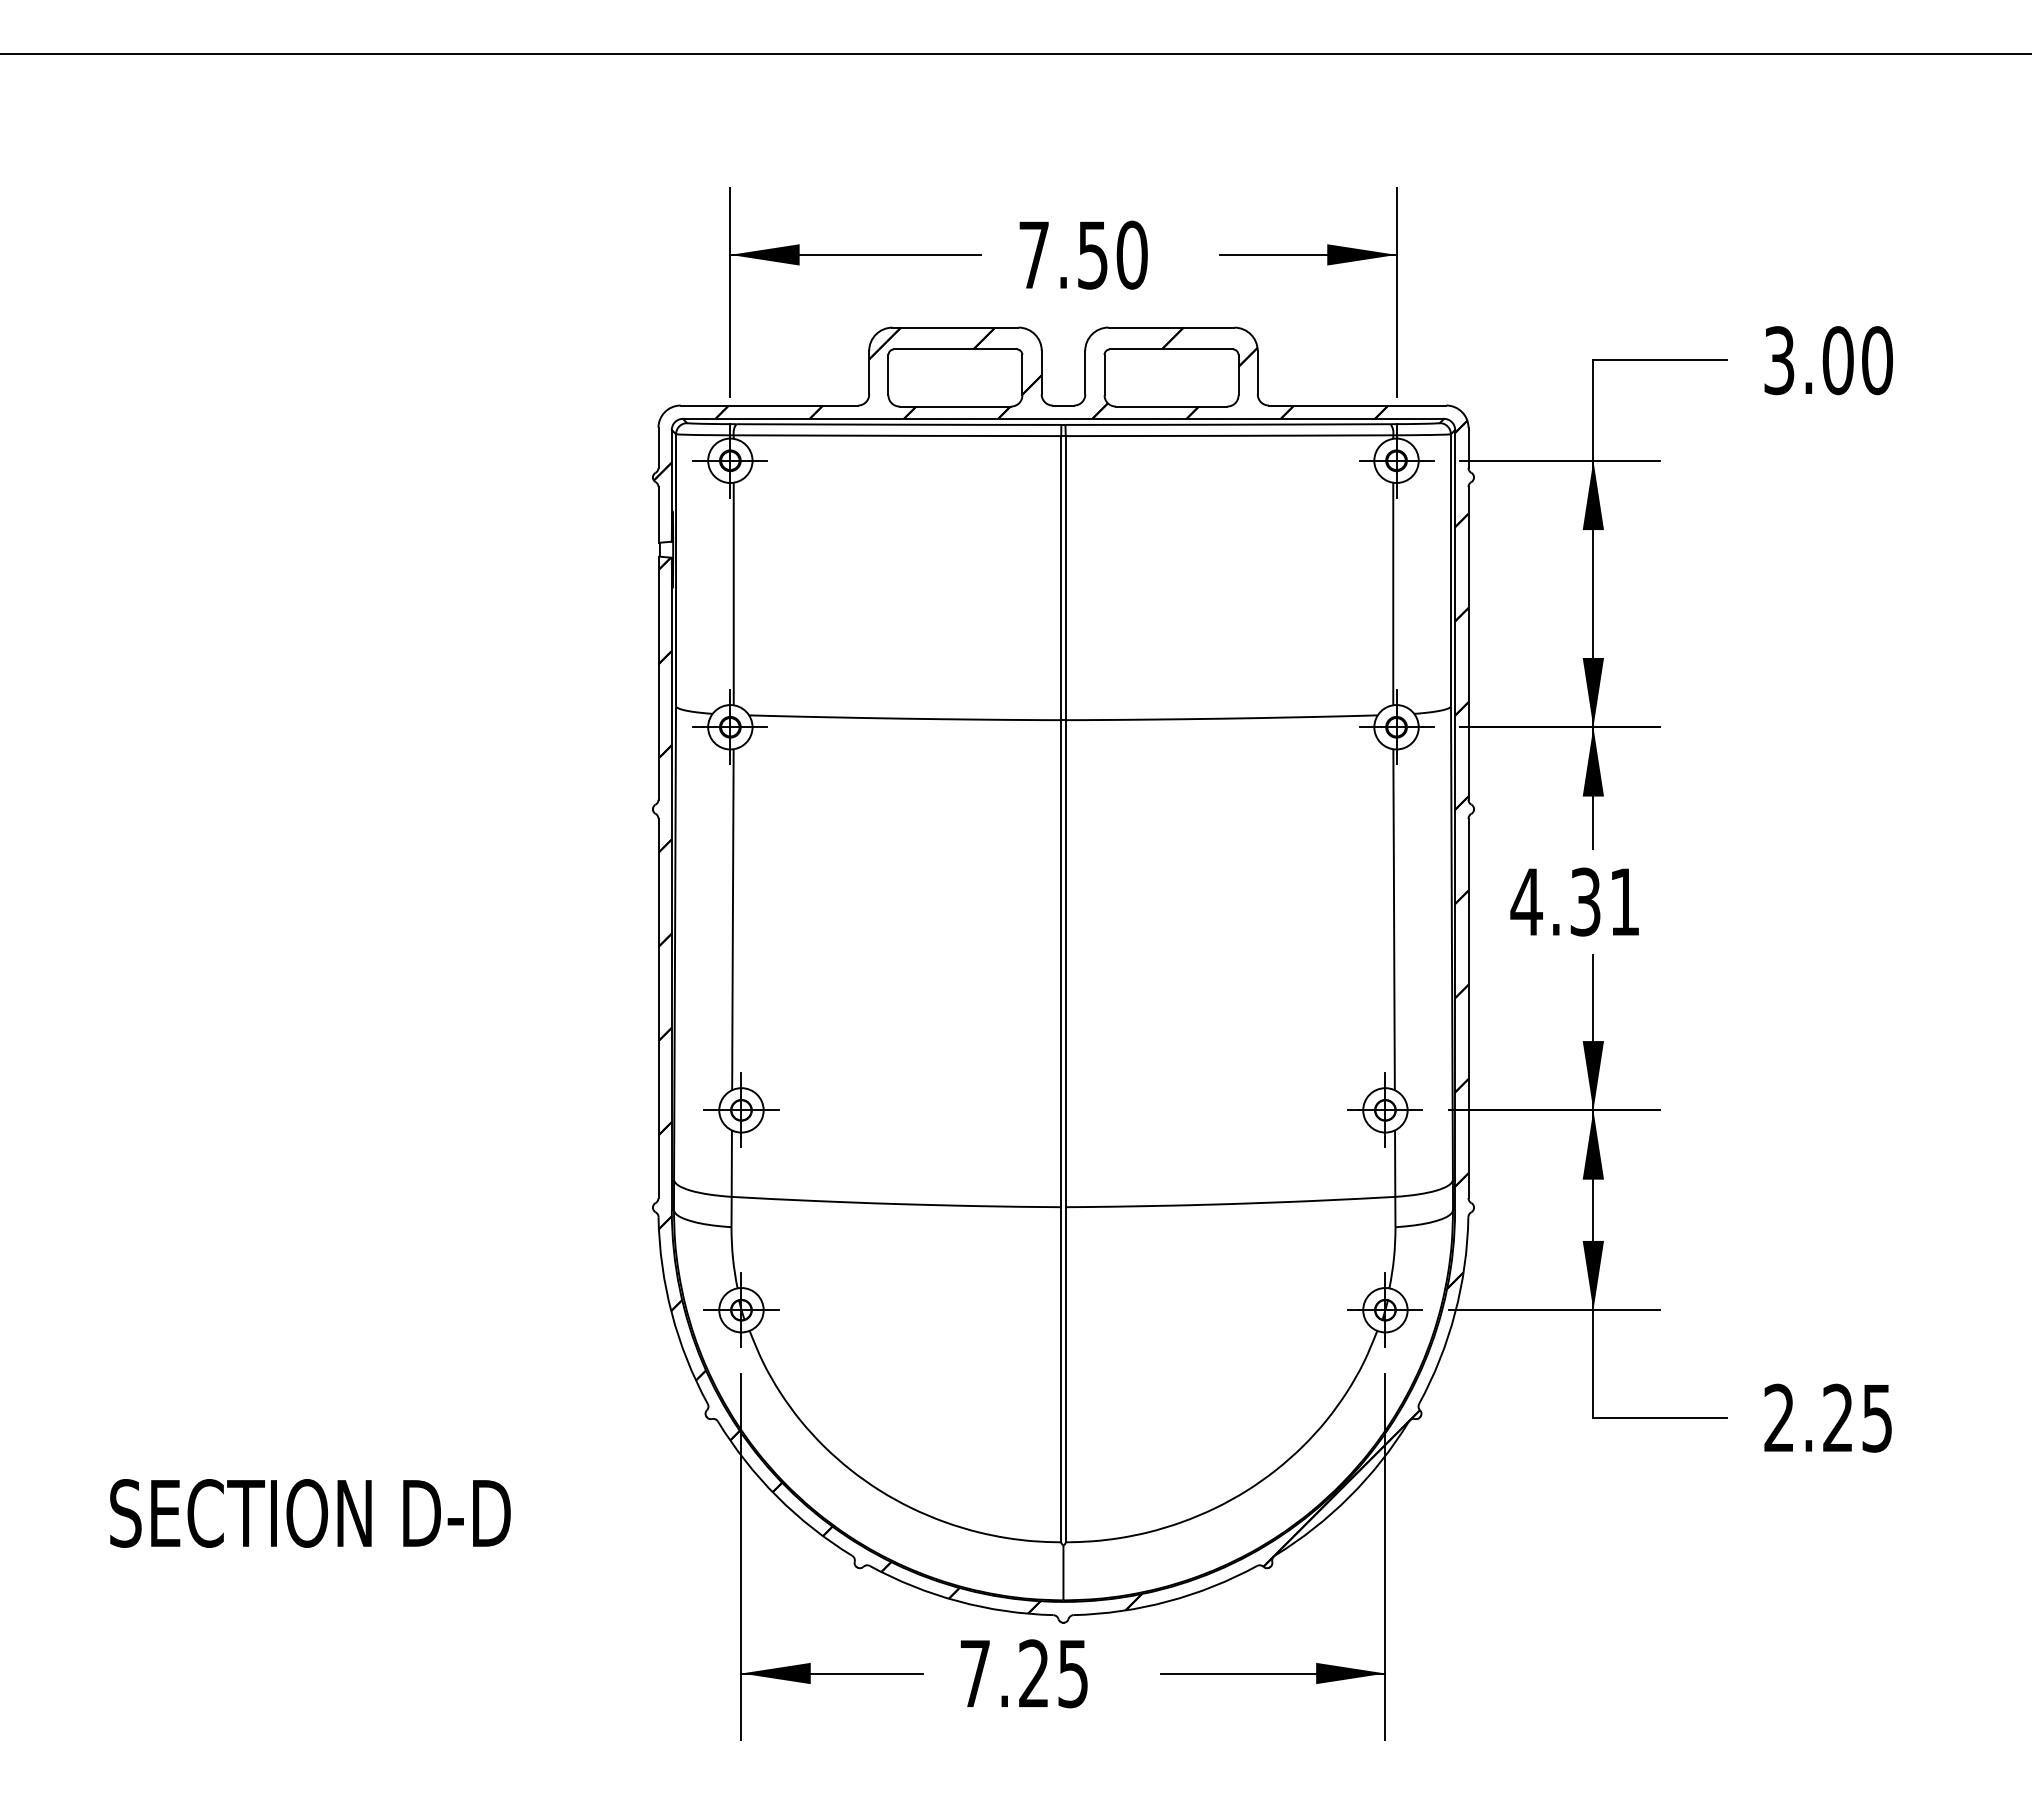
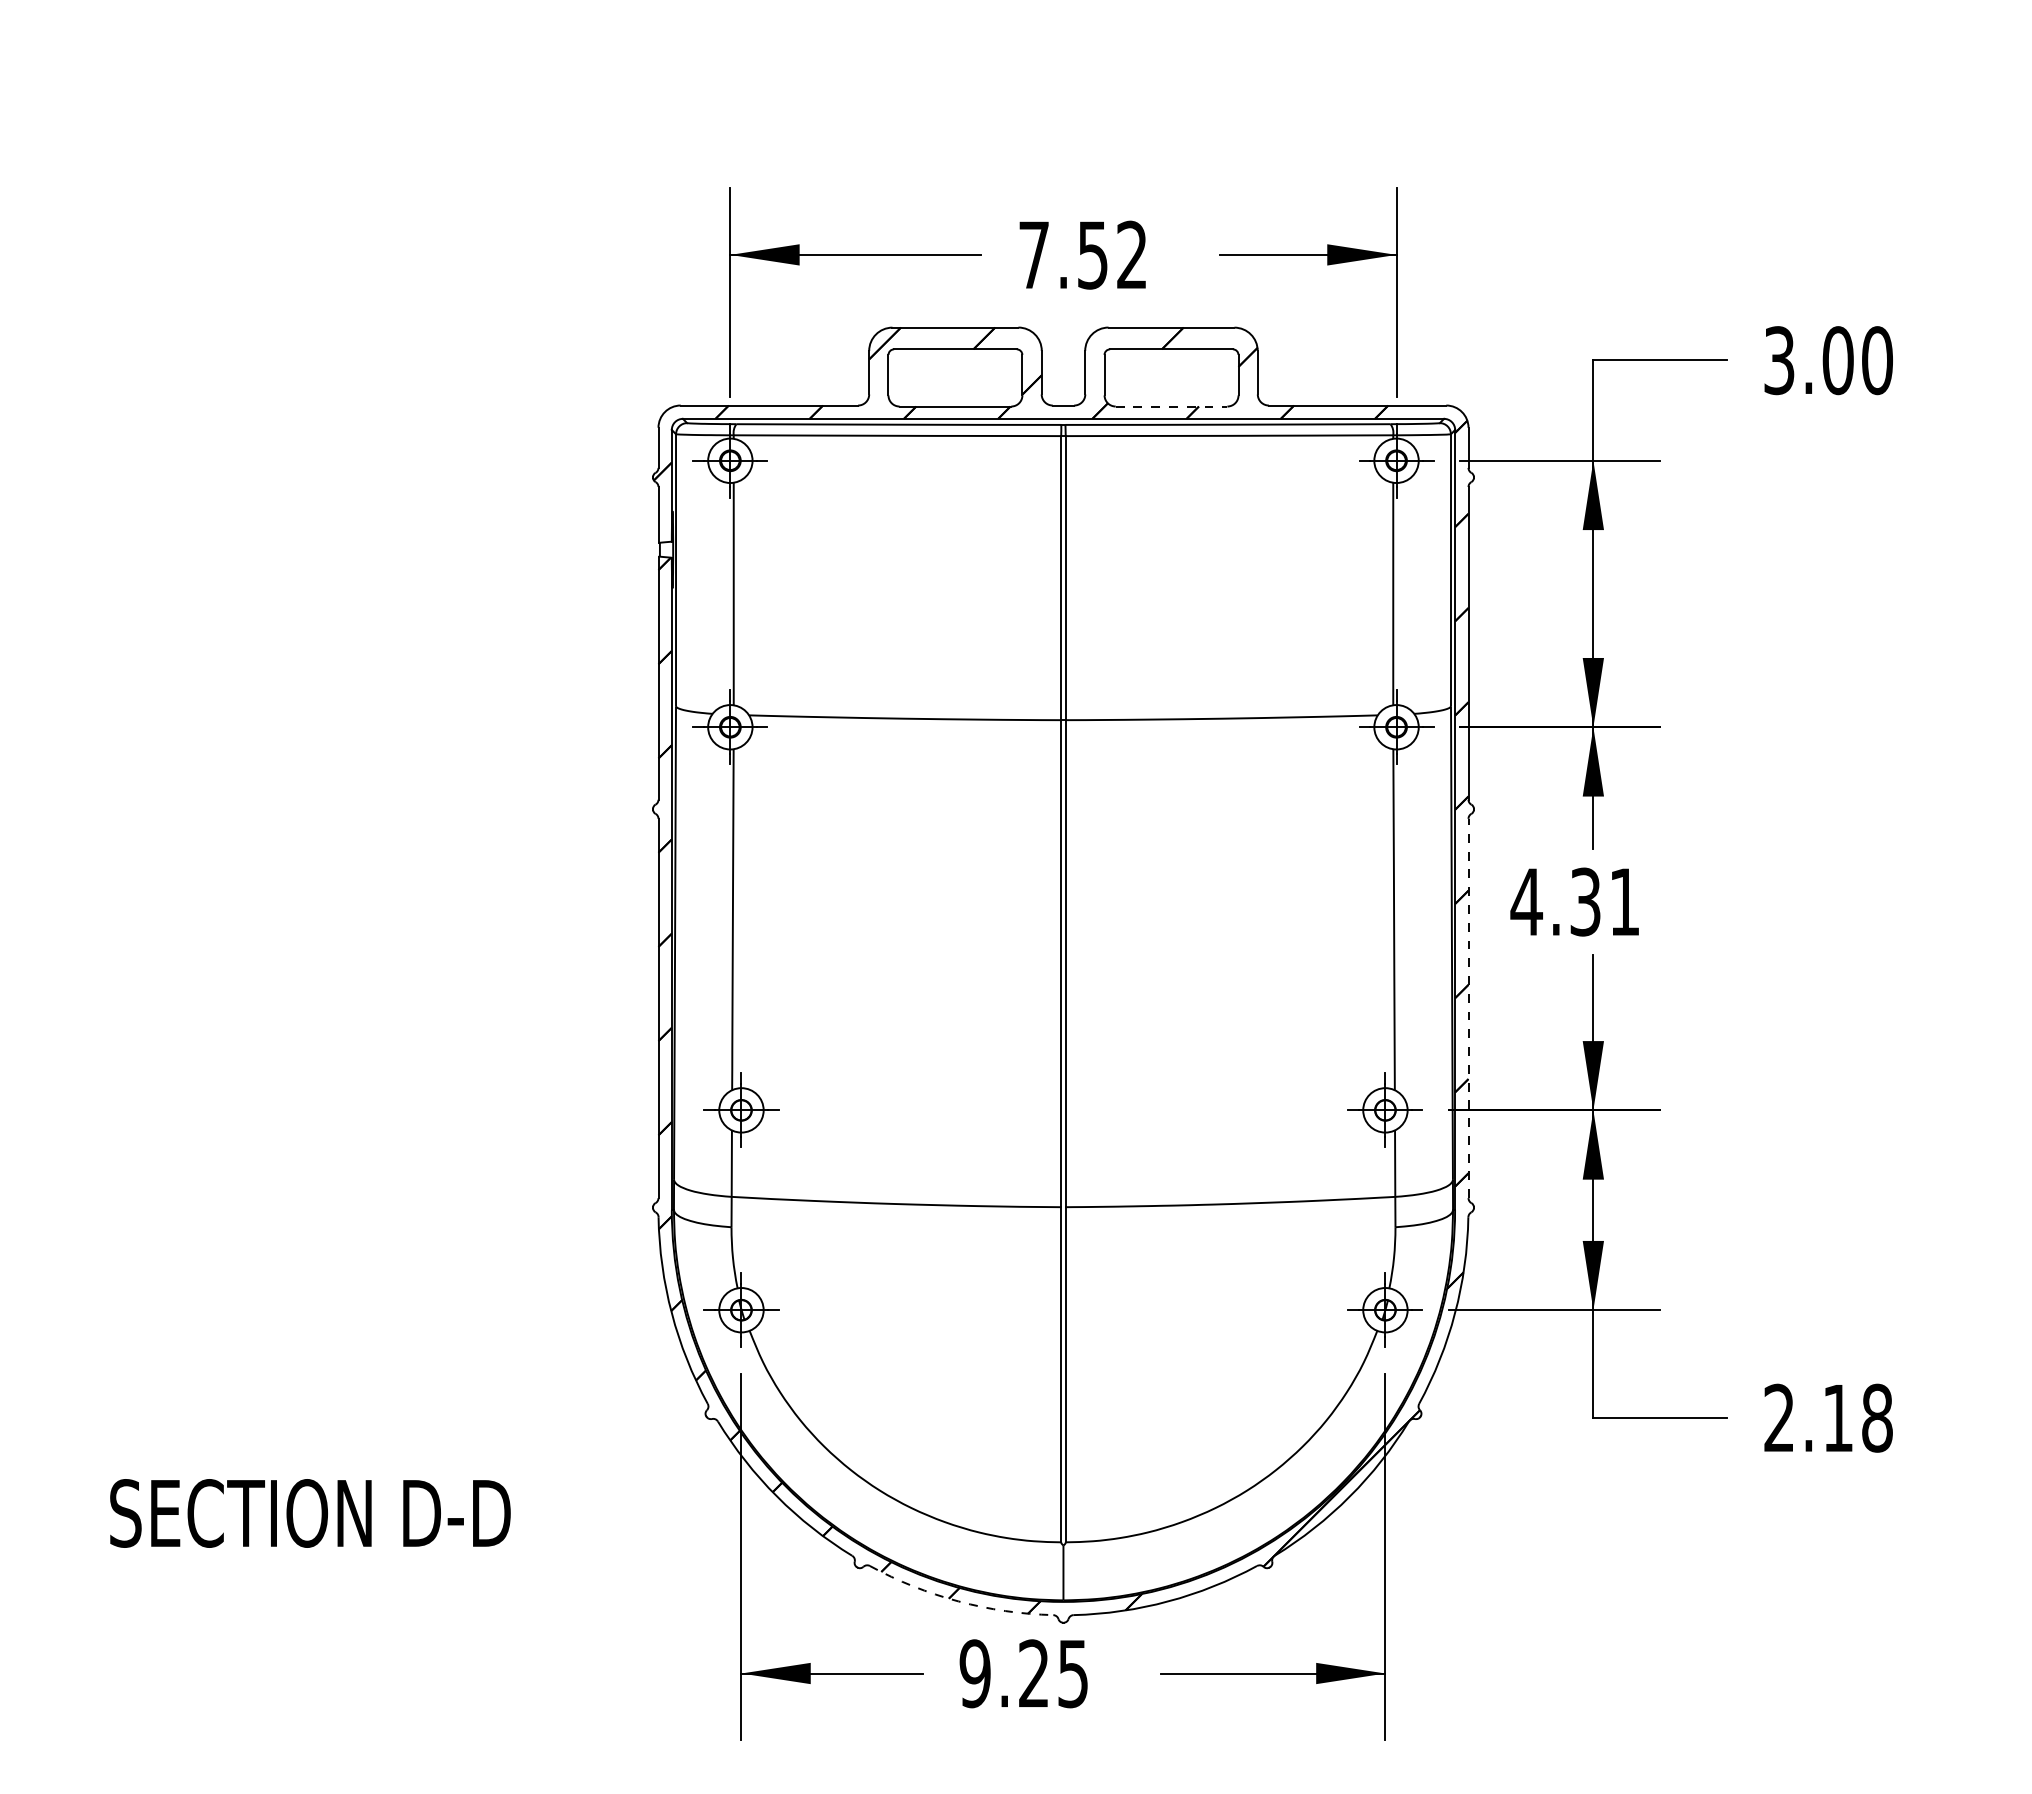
line: present -> none (1015, 53)
text: 7.50 -> 7.52 (1131, 254)
line: solid -> dashed (1171, 406)
line: solid -> dashed (1468, 1008)
text: 2.25 -> 2.18 (1857, 1417)
arc: solid -> dashed (958, 1601)
text: 7.25 -> 9.25 (974, 1673)
